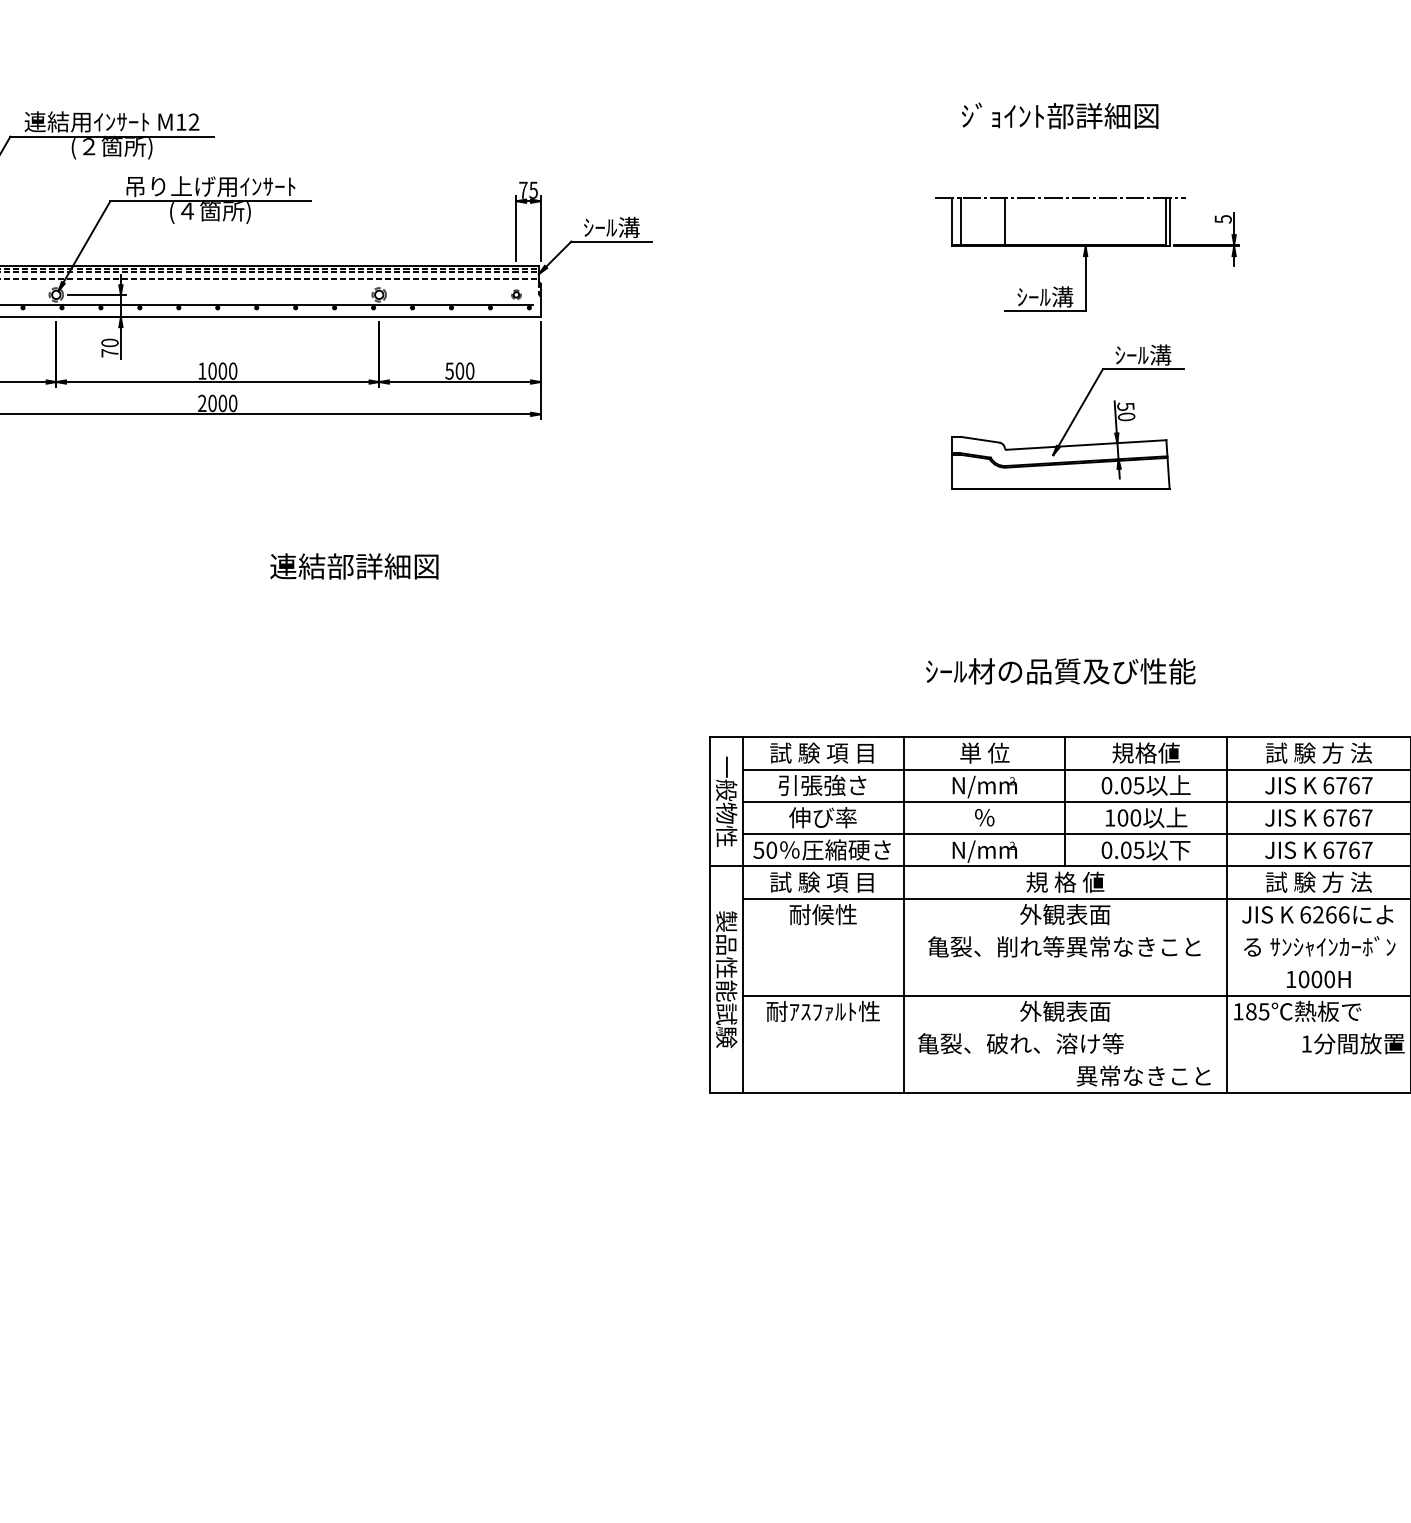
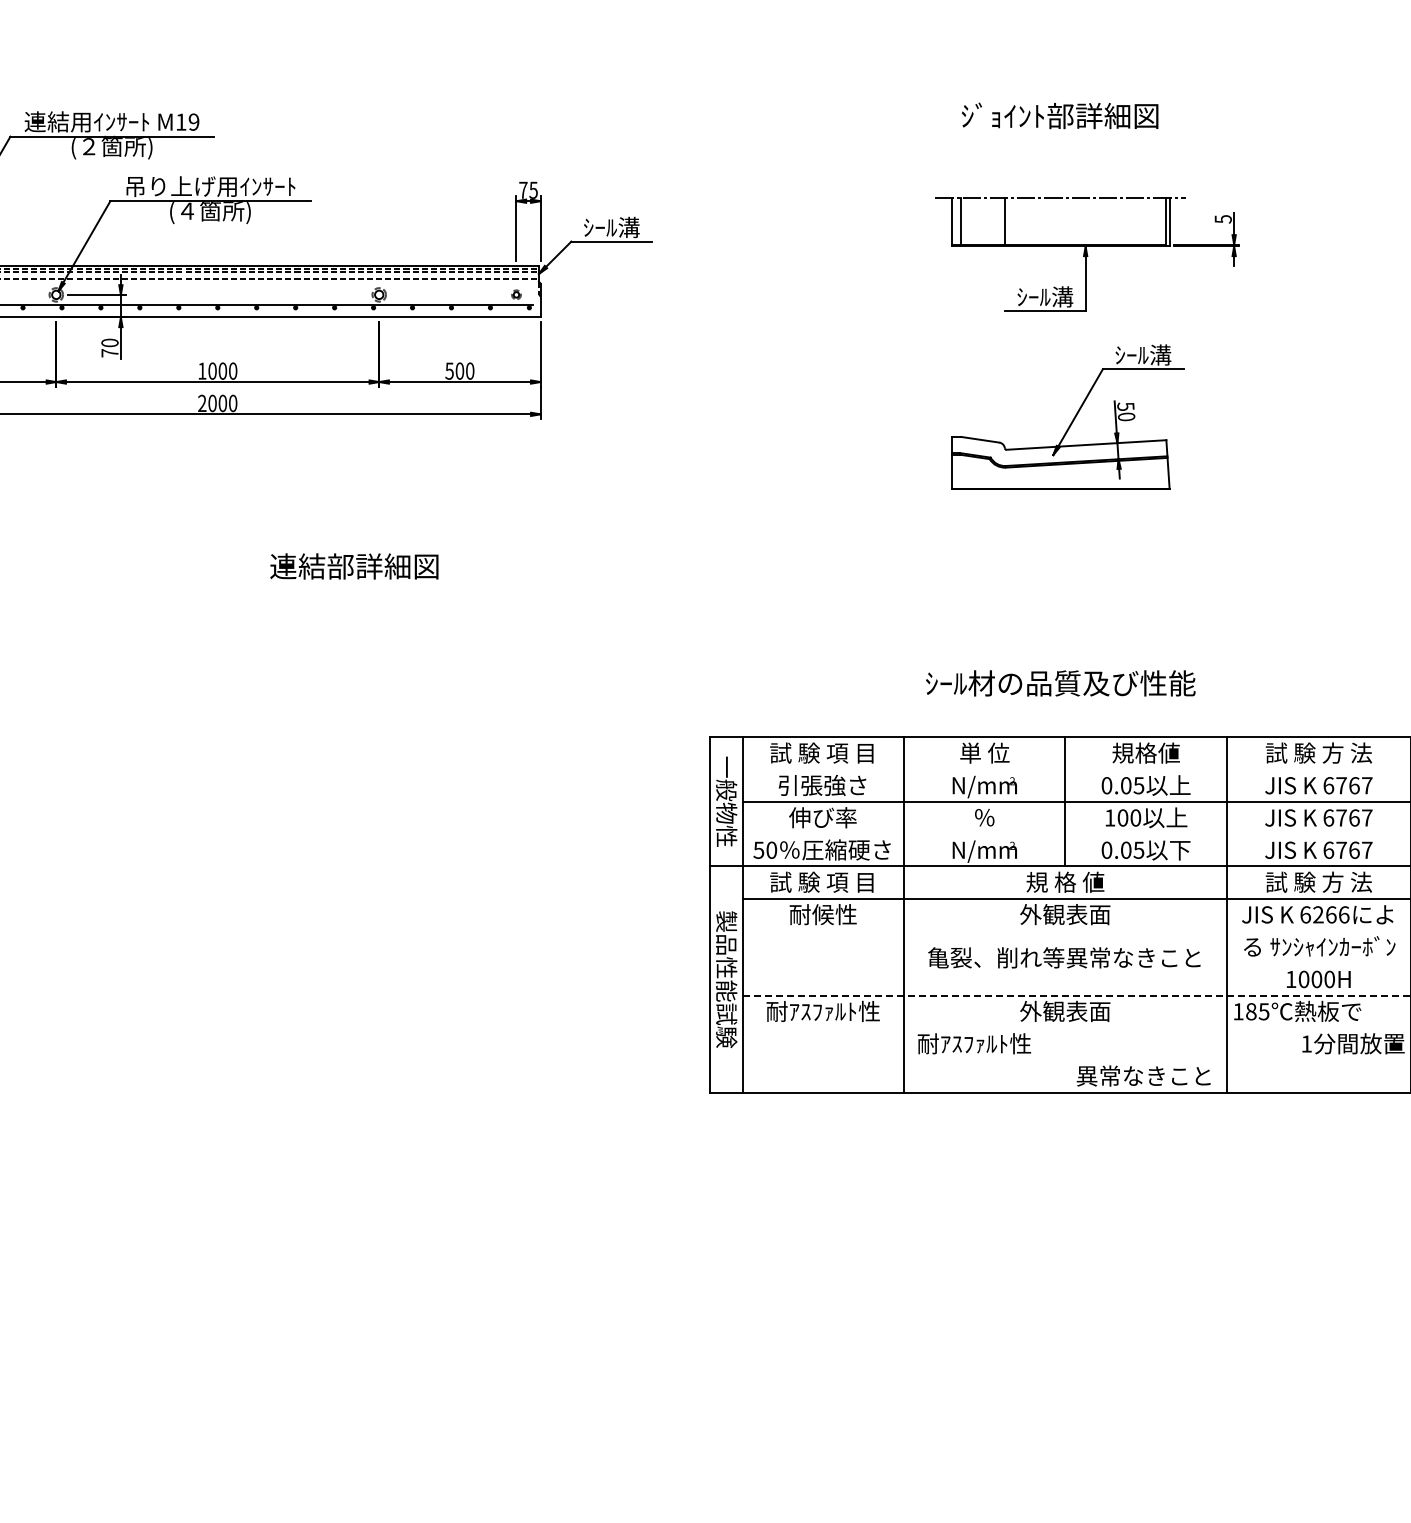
text: M12 -> M19 (193, 122)
text position: (1060, 671) -> (1060, 683) (1060, 683)
line: present -> none (1074, 769)
line: present -> none (1074, 834)
text position: (1064, 946) -> (1064, 957) (1064, 957)
line: solid -> dashed (1077, 995)
text: 亀裂、破れ、溶け等 -> 耐ｱｽﾌｧﾙﾄ性 (1020, 1043)
